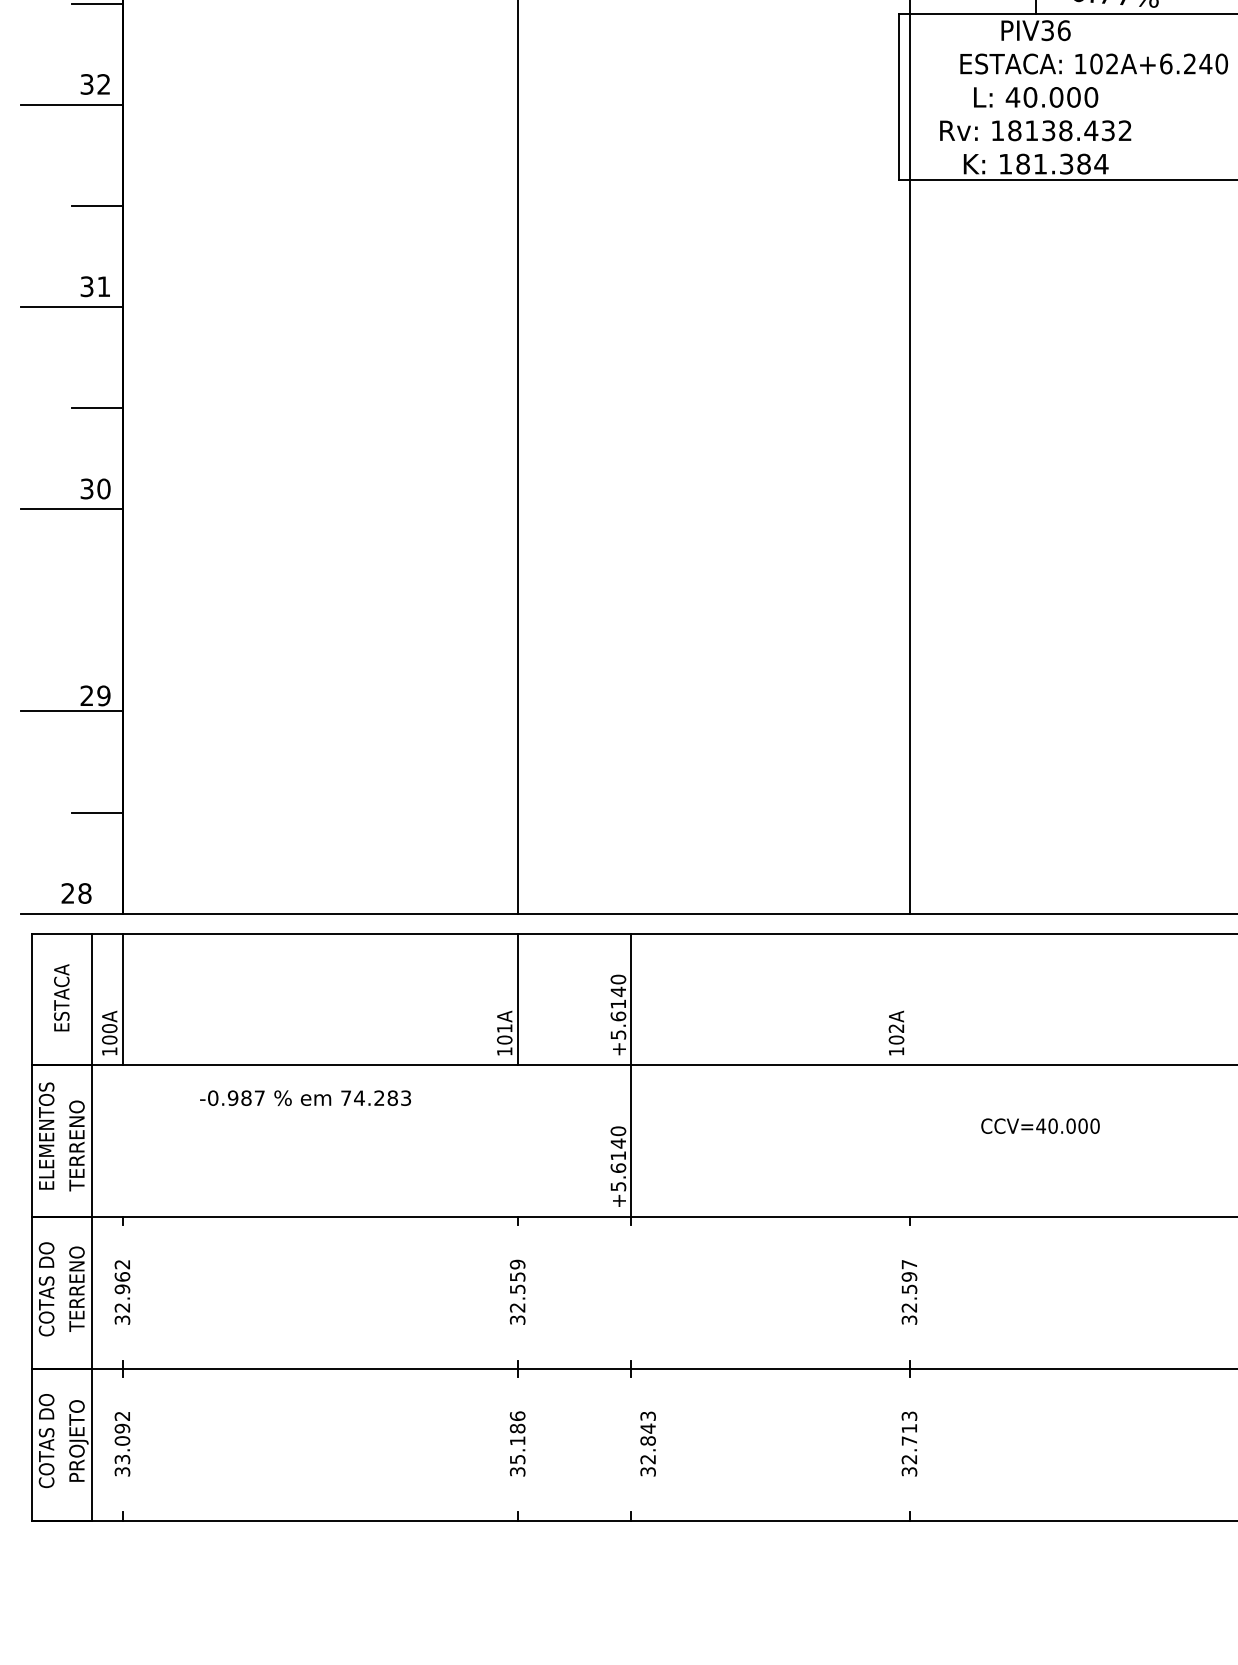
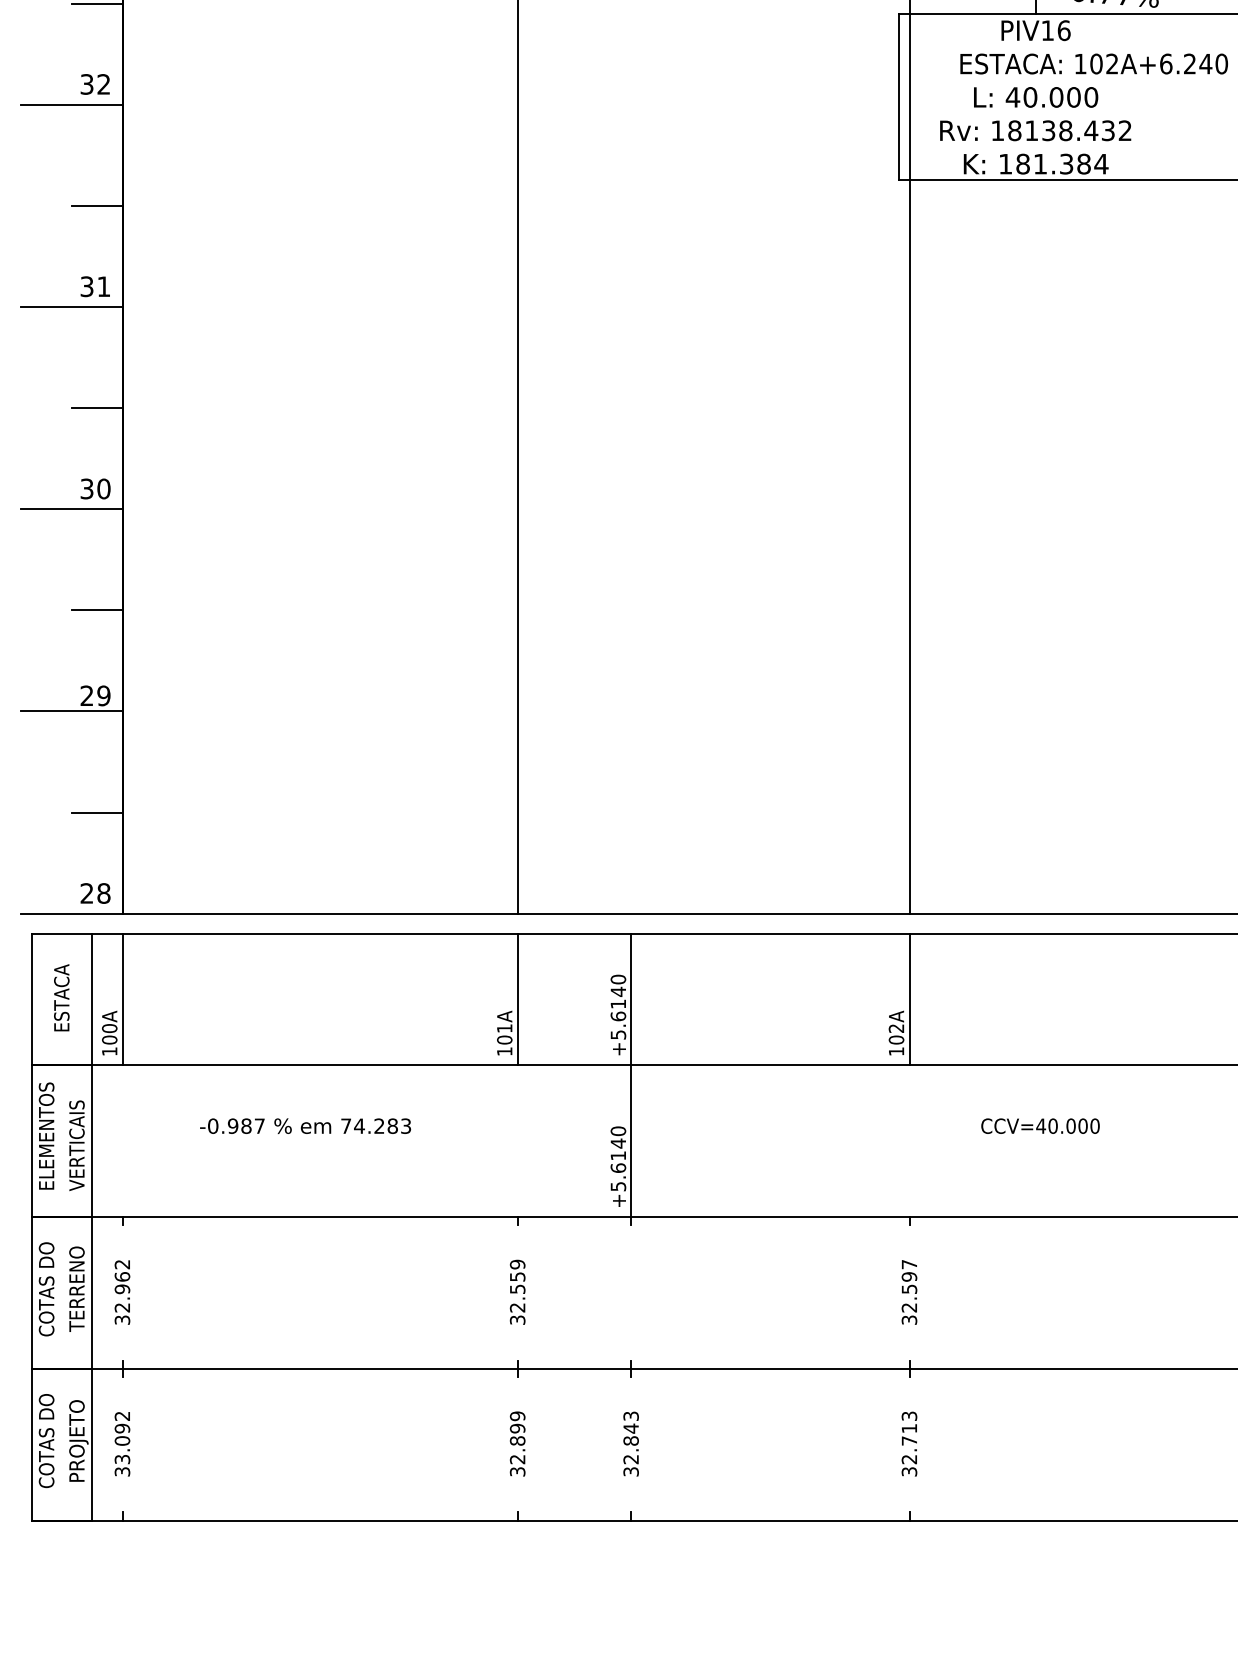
text: PIV36 -> PIV16 (1047, 30)
line: none -> present (97, 610)
text position: (76, 893) -> (95, 893) (95, 893)
line: none -> present (909, 999)
text position: (305, 1097) -> (305, 1125) (305, 1125)
text: TERRENO -> VERTICAIS (76, 1145)
text: 35.186 -> 32.899 (517, 1437)
text position: (647, 1443) -> (630, 1443) (630, 1443)
